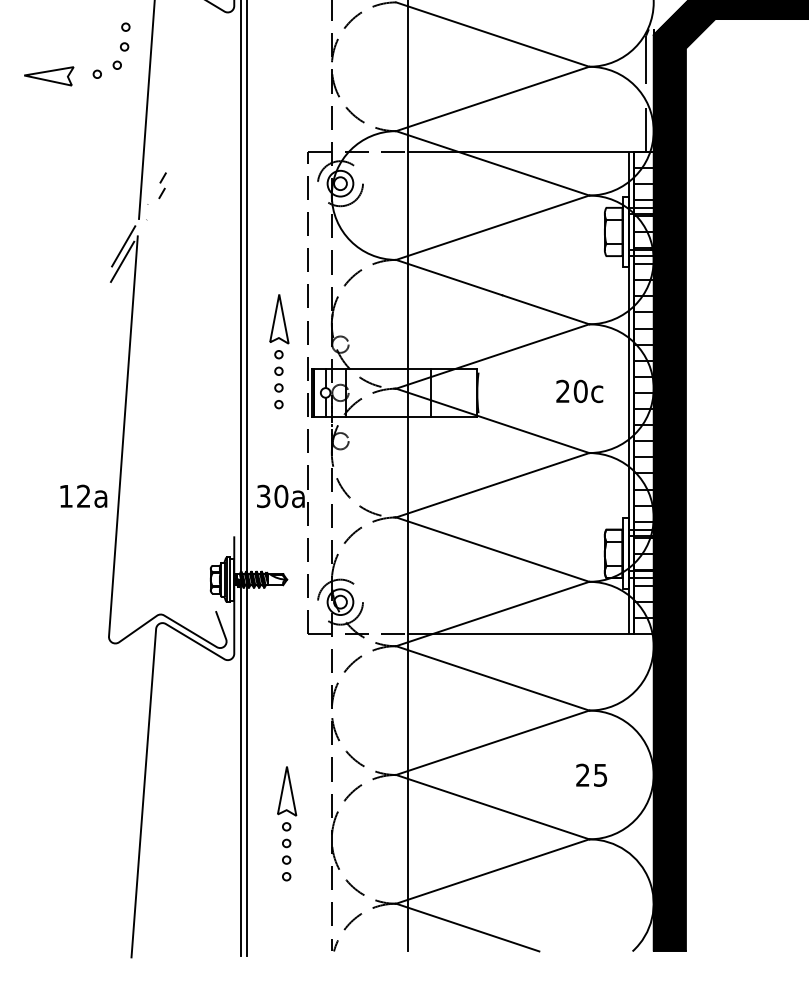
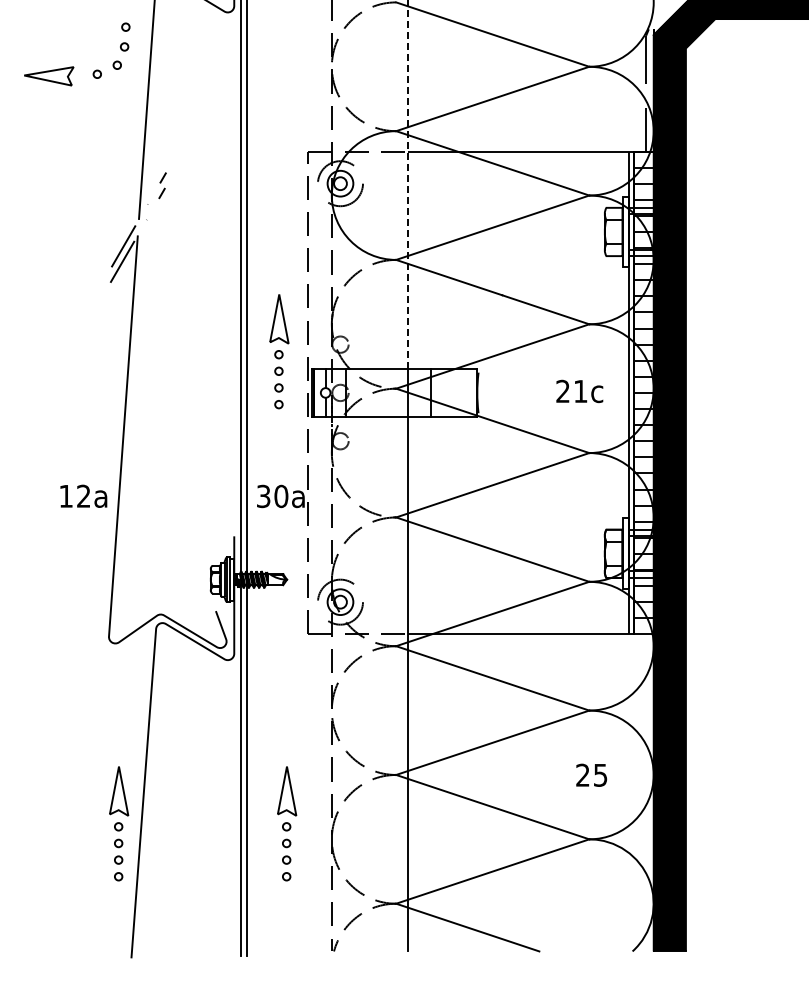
line: solid -> dashed (408, 184)
text: 20c -> 21c (580, 391)
part: none -> present (119, 823)
